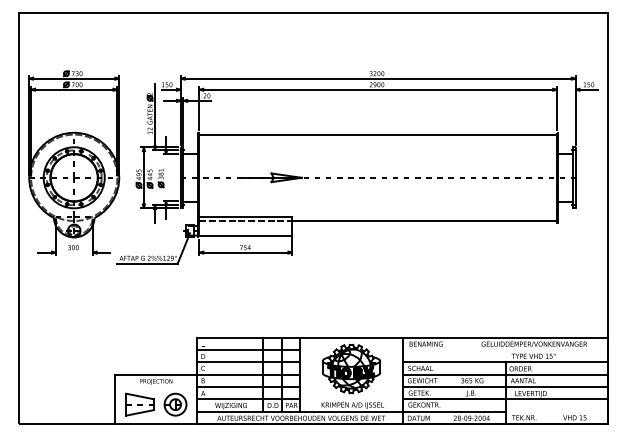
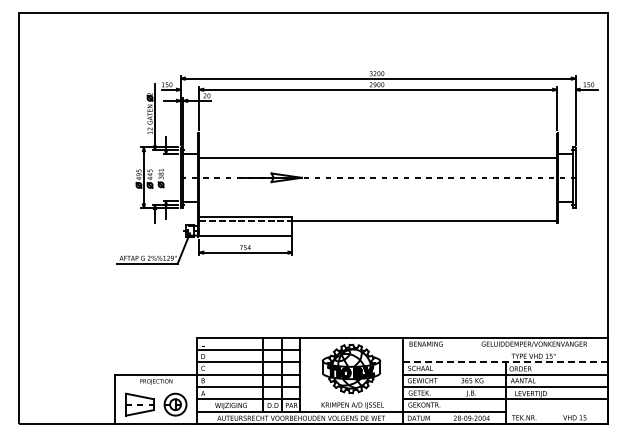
line position: (378, 134) -> (378, 157) (378, 157)
part: present -> none (74, 162)
line: solid -> dashed (505, 362)
